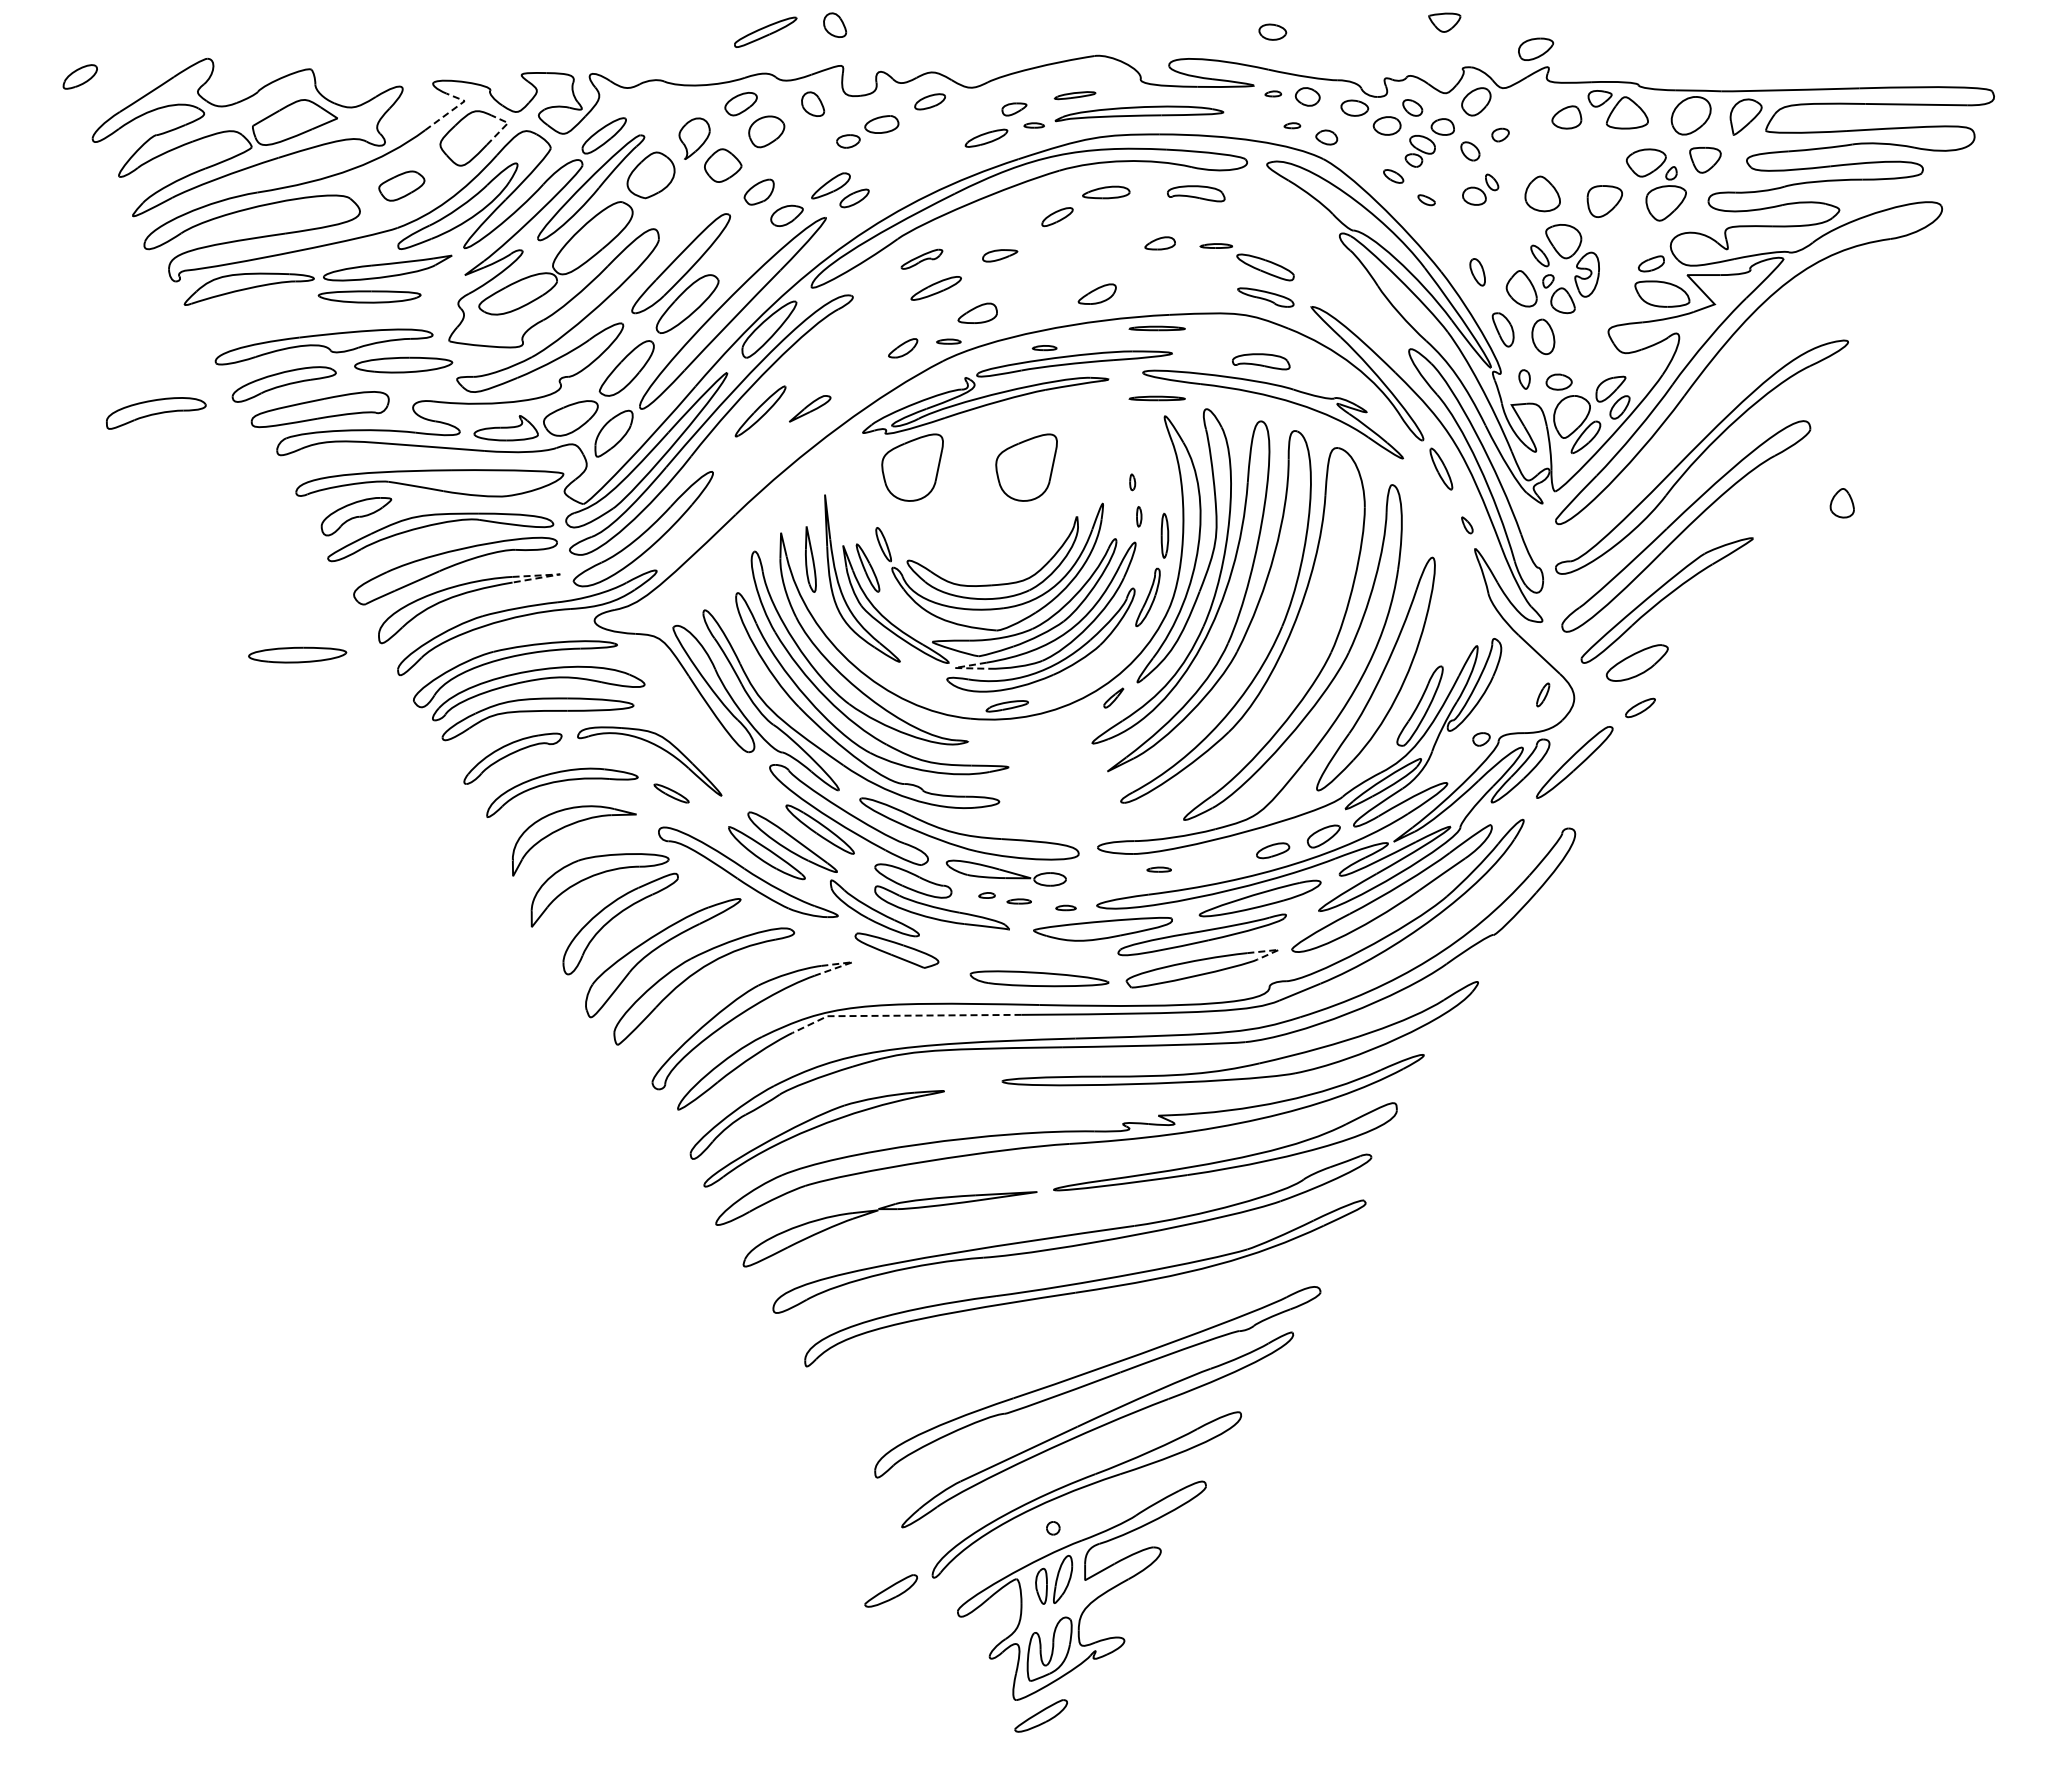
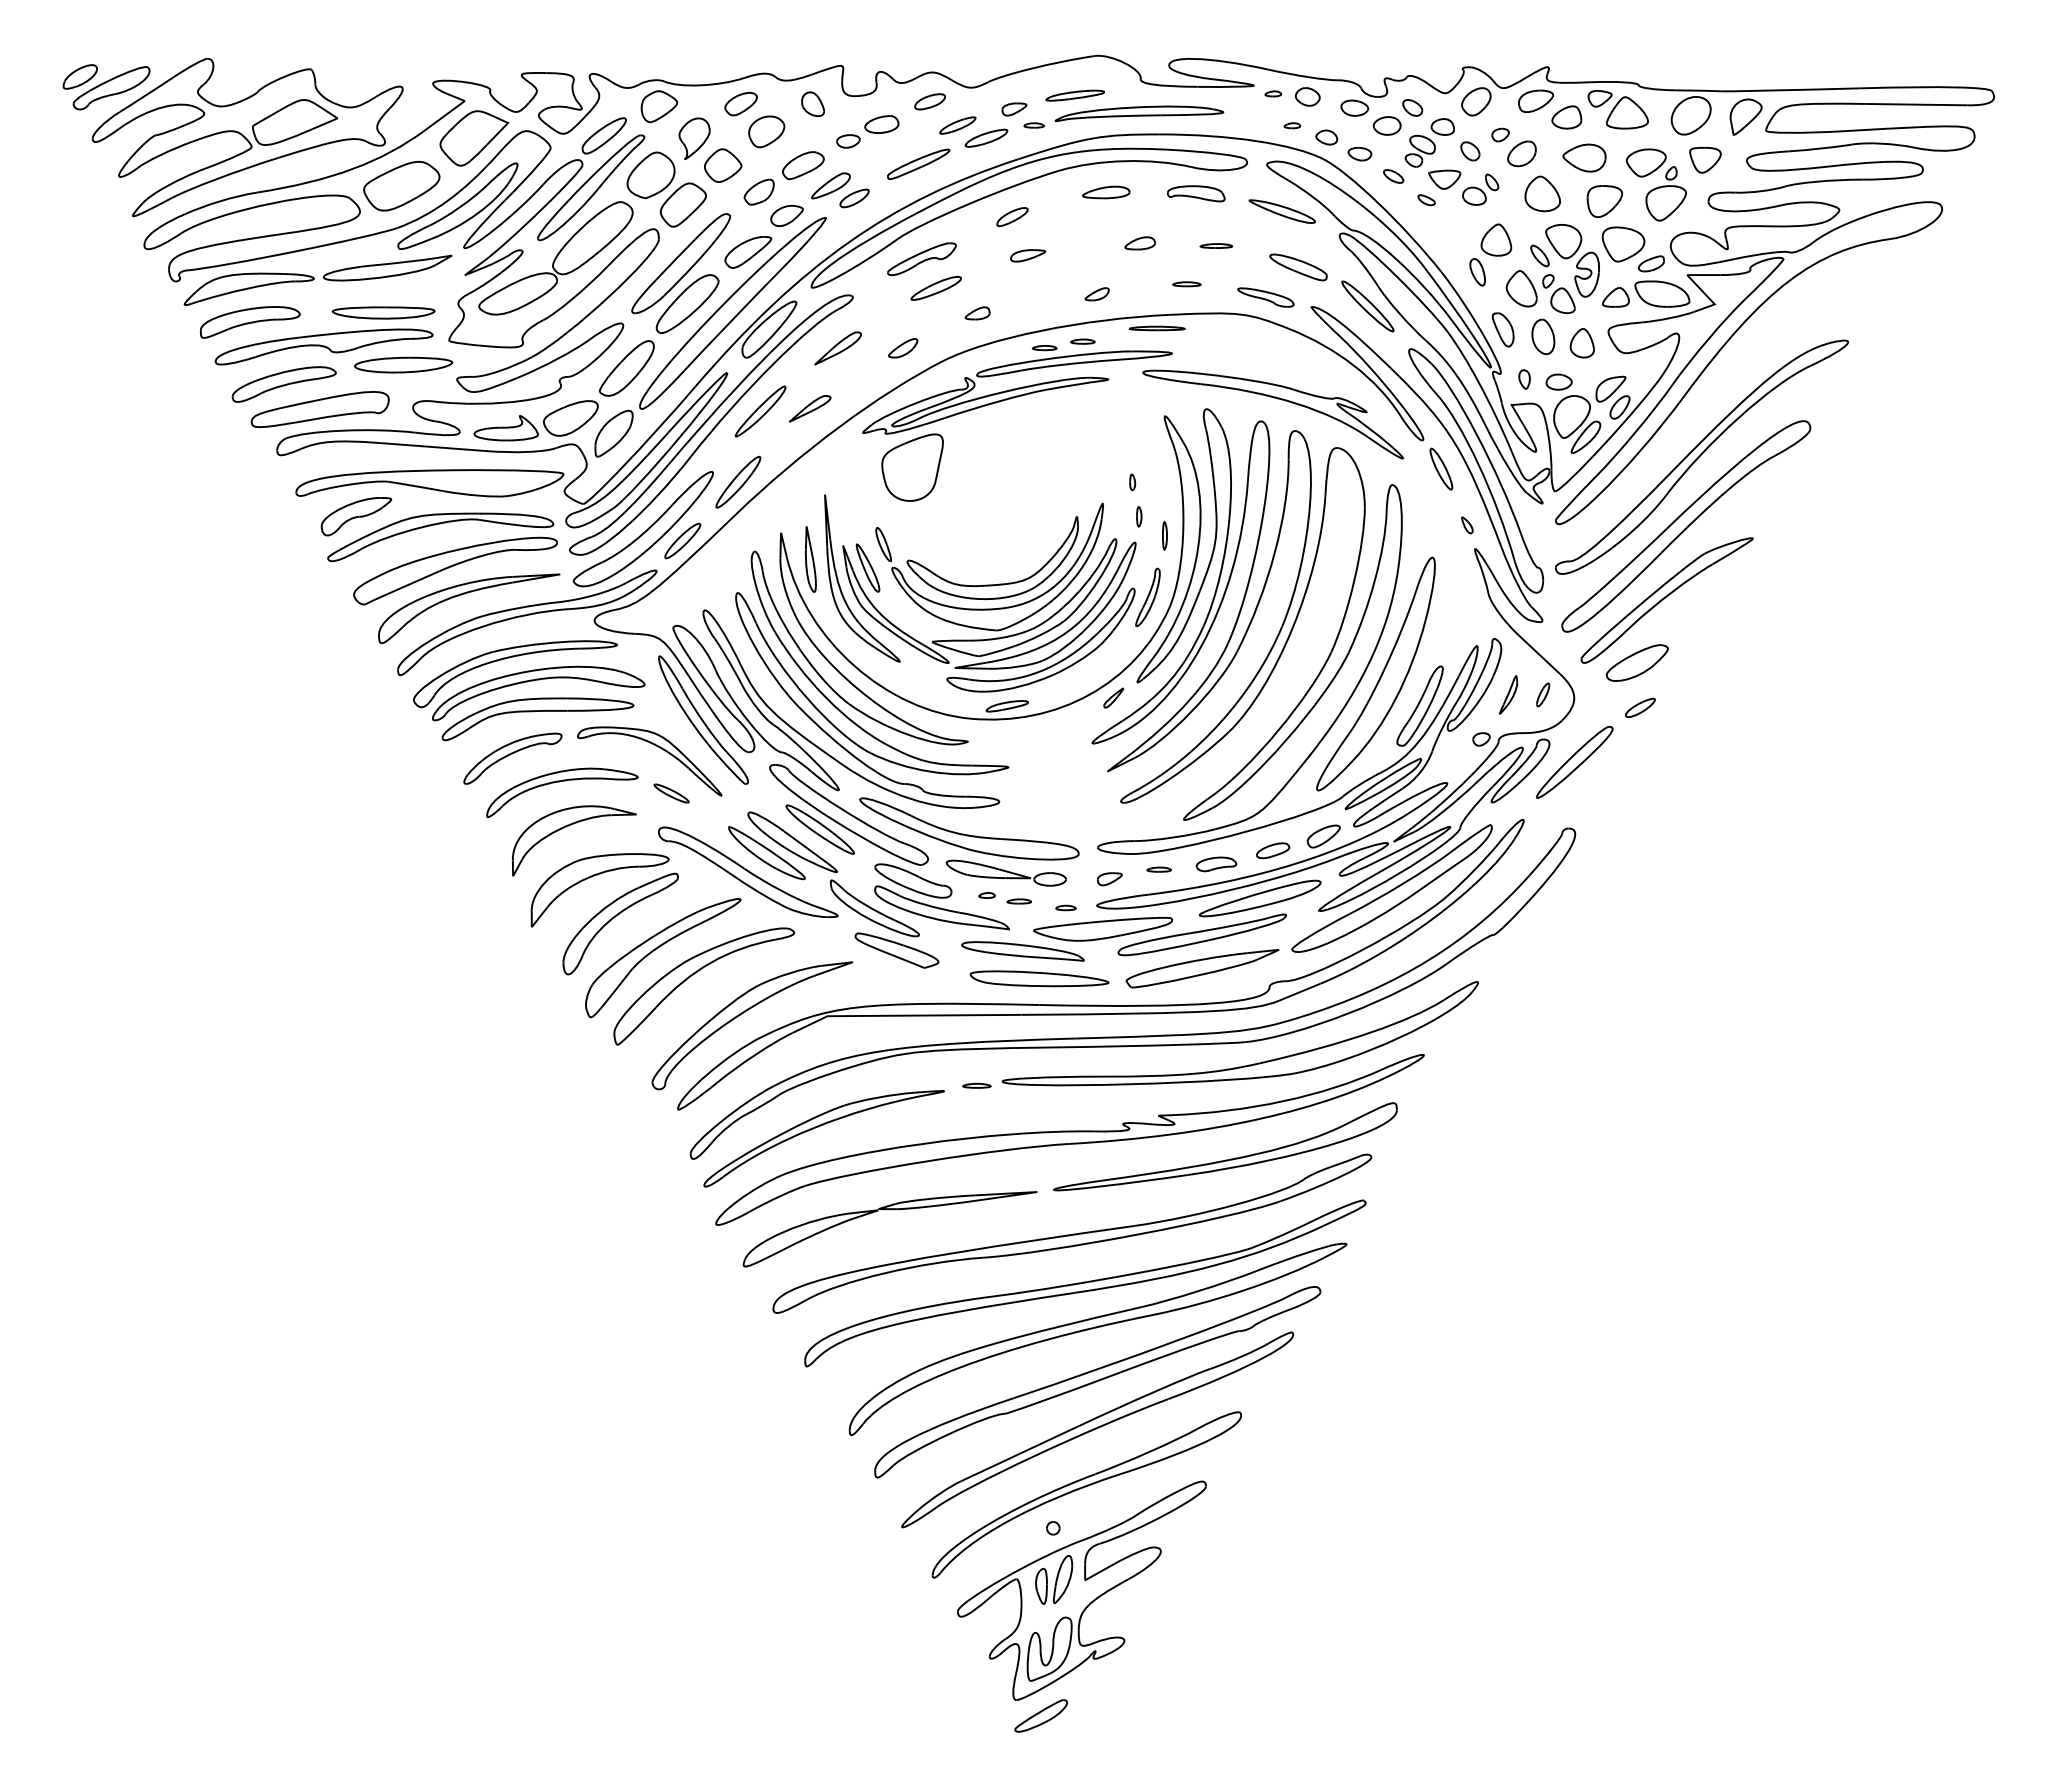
part position: (1444, 22) -> (1444, 179) (1444, 179)
part: present -> none (835, 24)
part position: (765, 31) -> (918, 163) (918, 163)
part: present -> none (1272, 31)
part position: (1536, 48) -> (1536, 100) (1536, 100)
part: none -> present (111, 88)
part size: 44x10 px -> 60x13 px (1074, 95)
part: none -> present (659, 106)
line: dashed -> solid (453, 109)
part: none -> present (957, 125)
line: dashed -> solid (504, 126)
part: none -> present (1521, 153)
part: none -> present (1359, 154)
part: none -> present (1584, 157)
part: none -> present (803, 165)
part size: 48x32 px -> 78x52 px (401, 185)
part: none -> present (682, 204)
part: none -> present (1281, 211)
part position: (1057, 217) -> (1012, 217) (1012, 217)
part: none -> present (1496, 239)
part position: (1159, 243) -> (1139, 243) (1139, 243)
part: none -> present (1623, 244)
part: none -> present (748, 252)
part position: (1000, 255) -> (1028, 255) (1028, 255)
part size: 44x22 px -> 70x35 px (921, 259)
part position: (1265, 267) -> (1298, 267) (1298, 267)
part: none -> present (1186, 284)
part size: 40x22 px -> 26x15 px (1096, 294)
part position: (369, 296) -> (383, 312) (383, 312)
part: none -> present (1615, 297)
part: none -> present (1367, 306)
part size: 41x22 px -> 27x15 px (977, 313)
part position: (948, 341) -> (1082, 341) (1082, 341)
part: none -> present (837, 348)
part: present -> none (1261, 361)
part: present -> none (1156, 398)
part position: (156, 413) -> (250, 322) (250, 322)
part: present -> none (1026, 467)
part: none -> present (738, 481)
part position: (1841, 503) -> (1581, 343) (1581, 343)
part size: 10x47 px -> 6x30 px (1164, 535)
part: none -> present (682, 540)
line: dashed -> solid (560, 574)
part: present -> none (297, 654)
line: dashed -> solid (954, 668)
part: none -> present (1508, 694)
part: none -> present (703, 719)
part: none -> present (1216, 864)
part: none -> present (1109, 879)
line: dashed -> solid (1276, 950)
part: none -> present (1022, 951)
line: dashed -> solid (849, 963)
line: dashed -> solid (904, 1015)
part: none -> present (976, 1085)
part: none -> present (1096, 1328)
part: present -> none (890, 1590)
